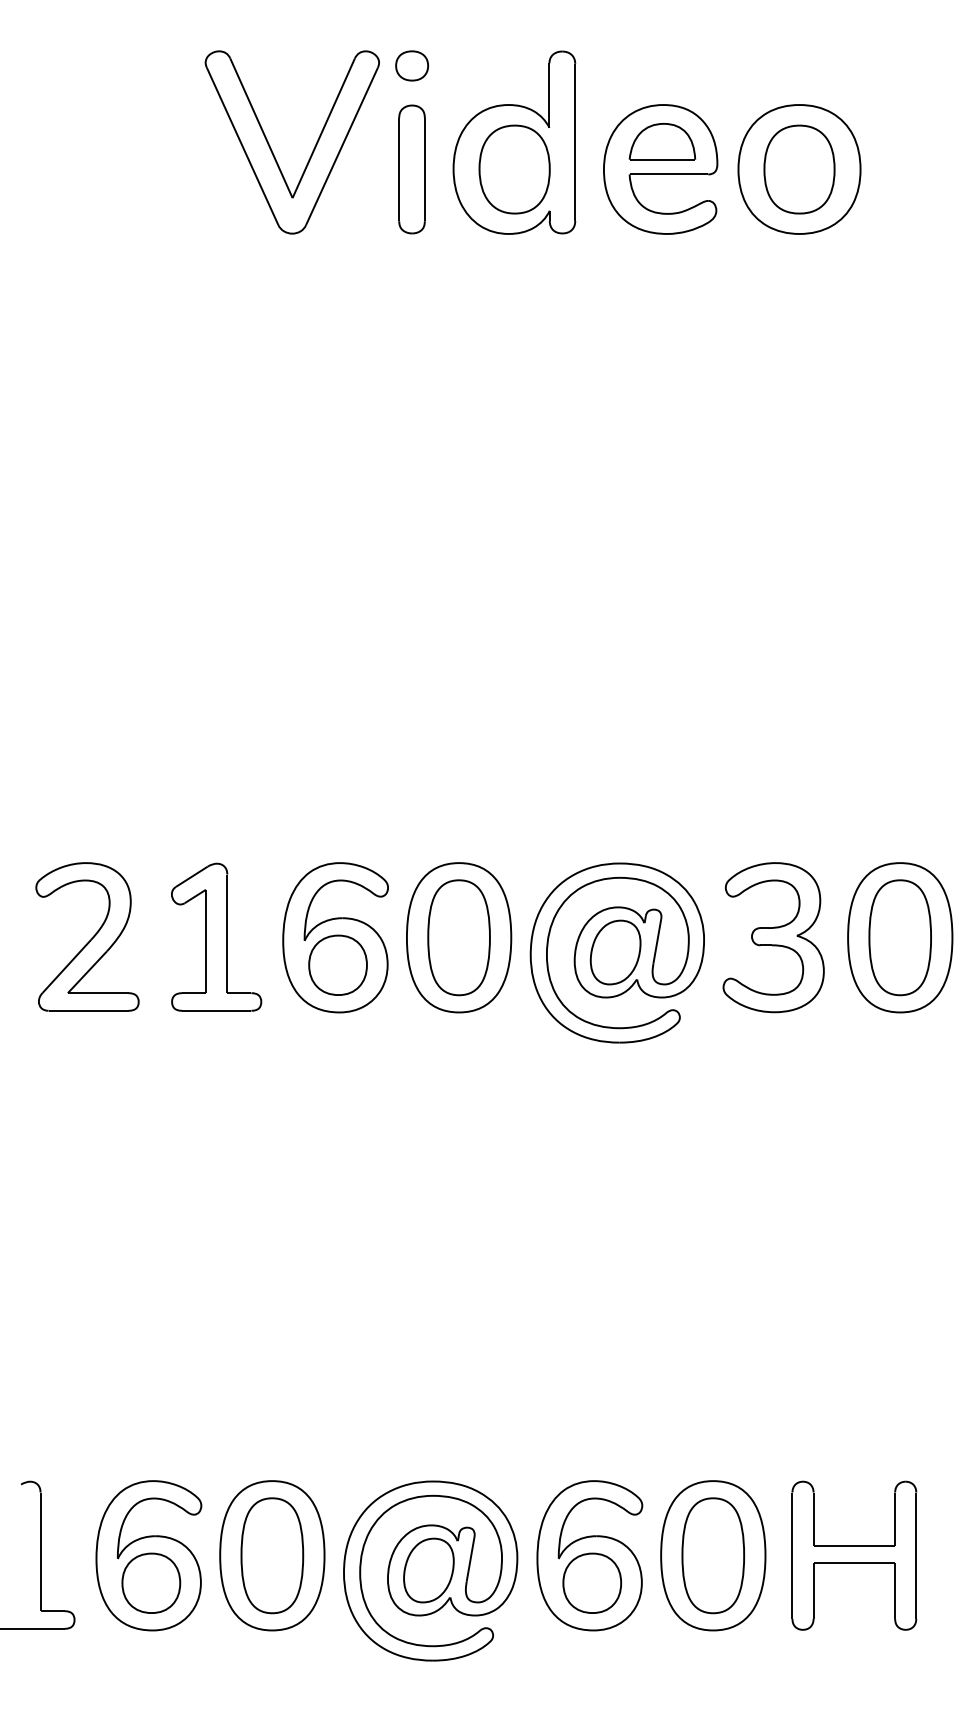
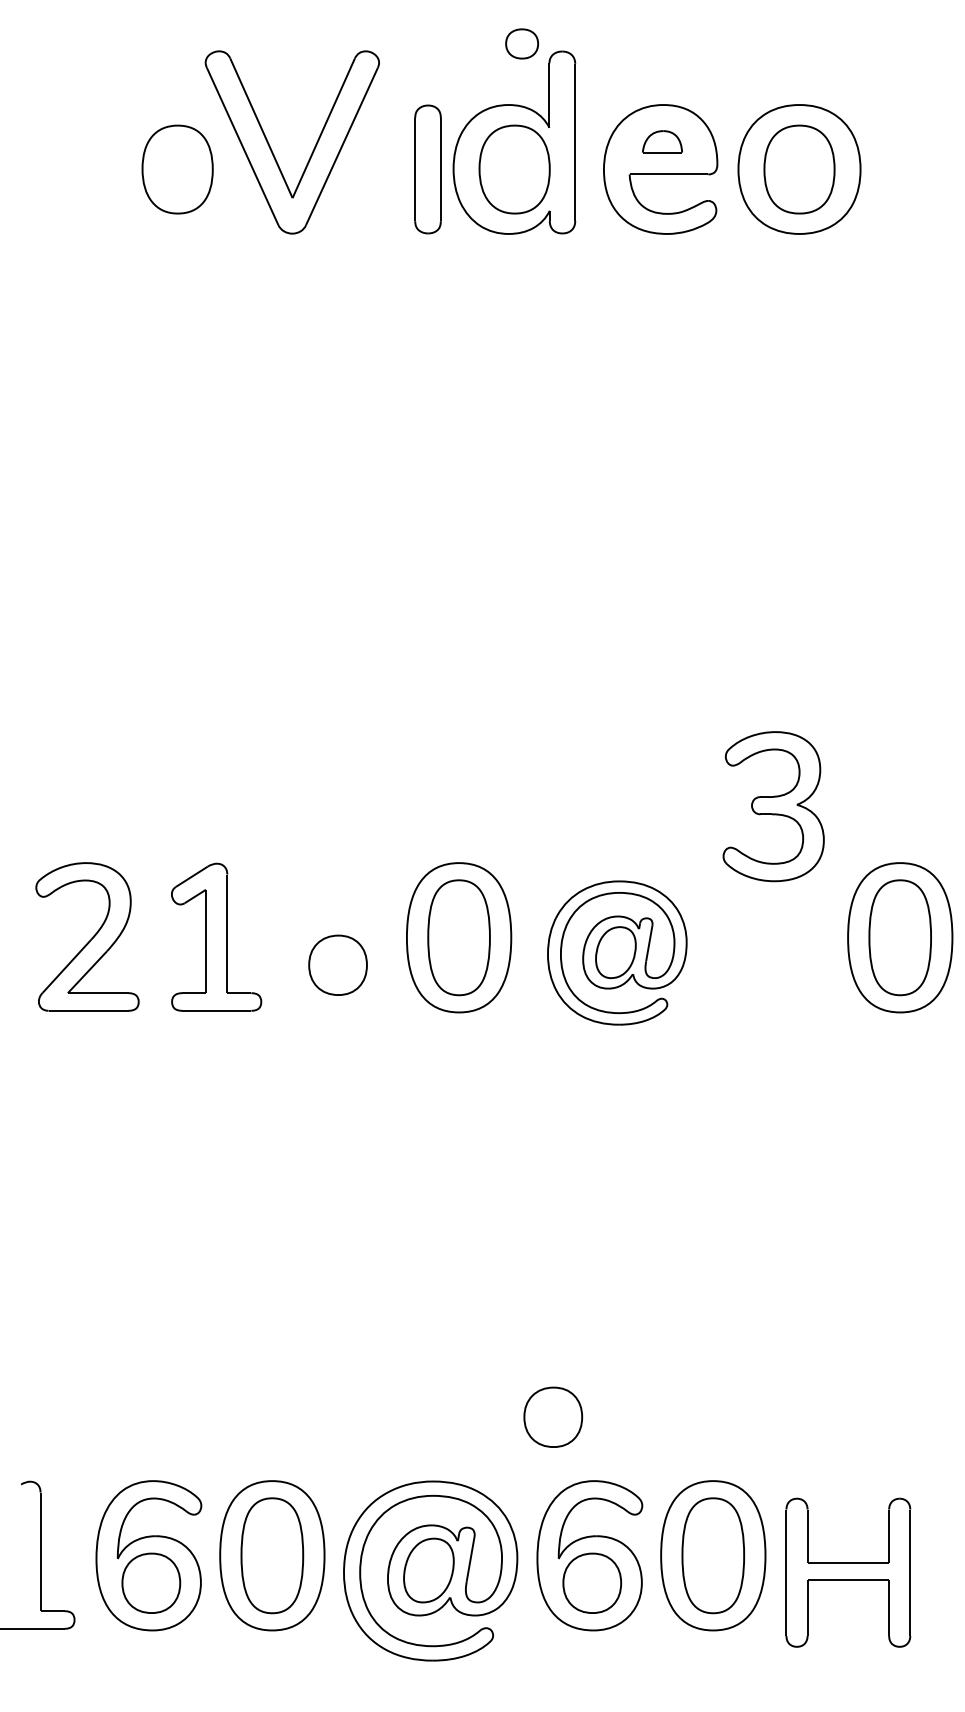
part position: (411, 65) -> (521, 43) (521, 43)
part size: 69x38 px -> 41x24 px (662, 141)
part: none -> present (177, 169)
part position: (411, 169) -> (427, 169) (427, 169)
part: present -> none (335, 937)
part position: (773, 937) -> (773, 806) (773, 806)
part size: 176x182 px -> 141x146 px (617, 952)
part: none -> present (553, 1416)
part position: (854, 1555) -> (848, 1572) (848, 1572)
